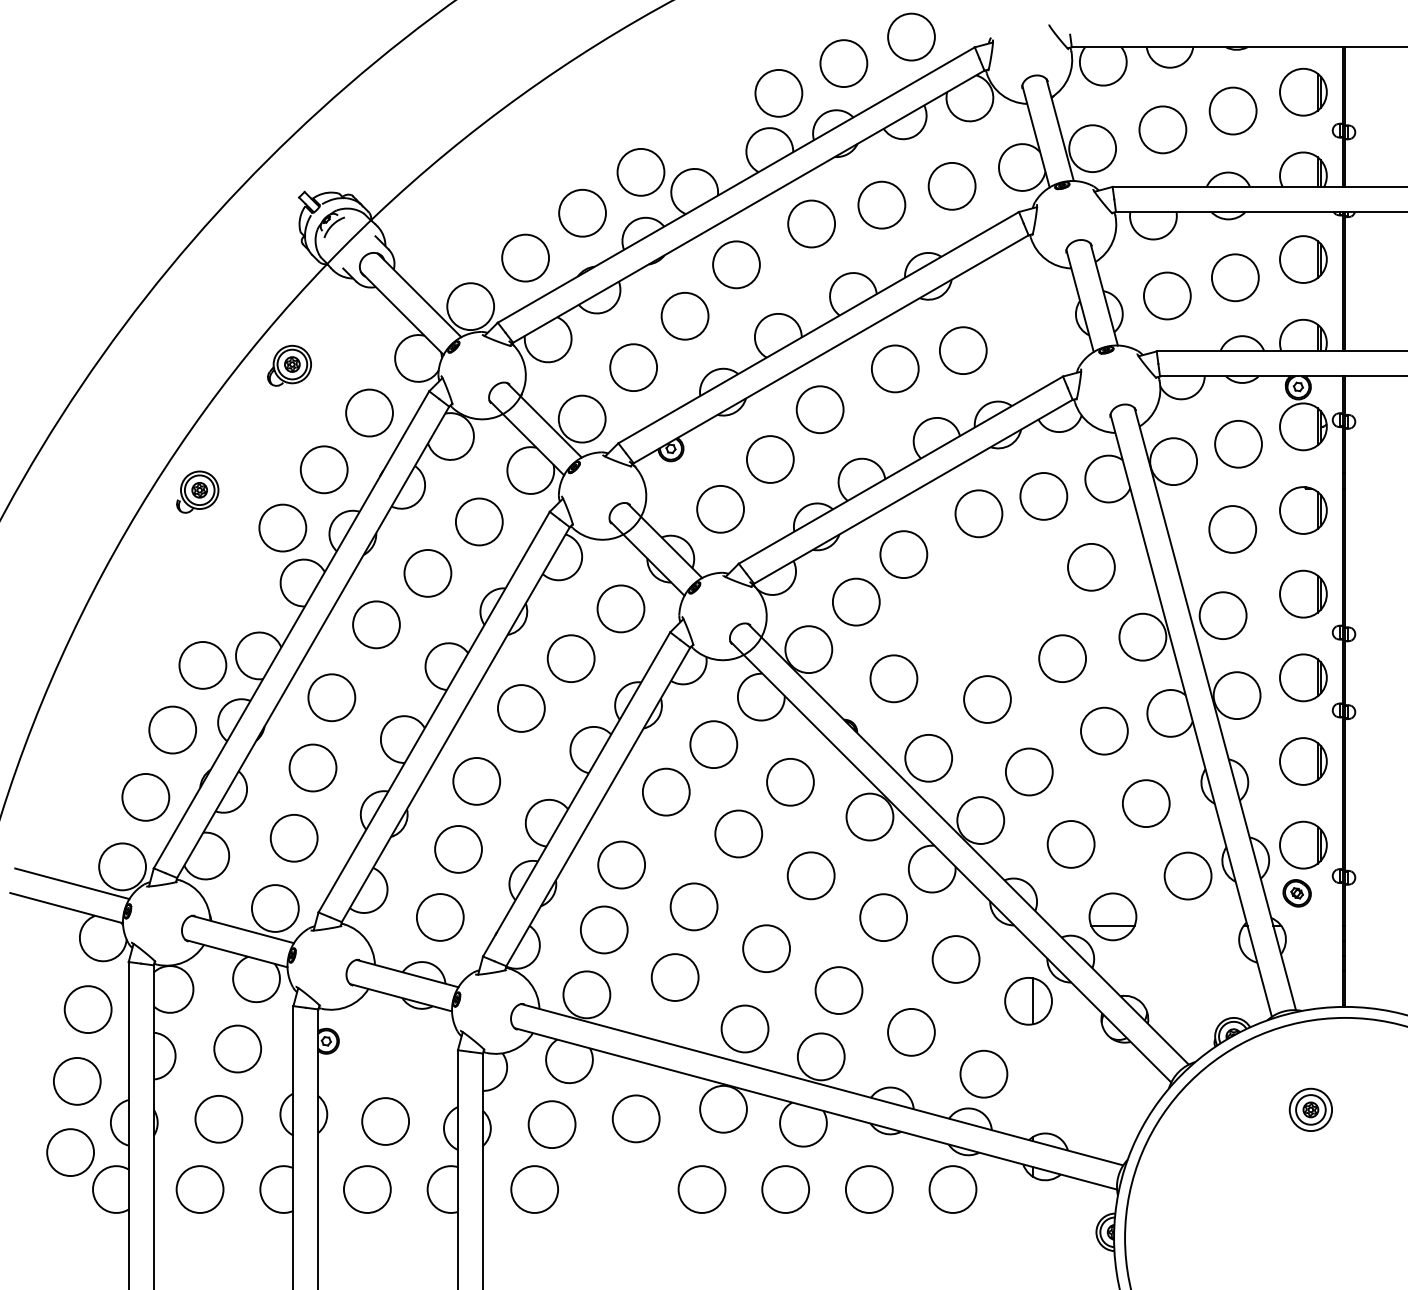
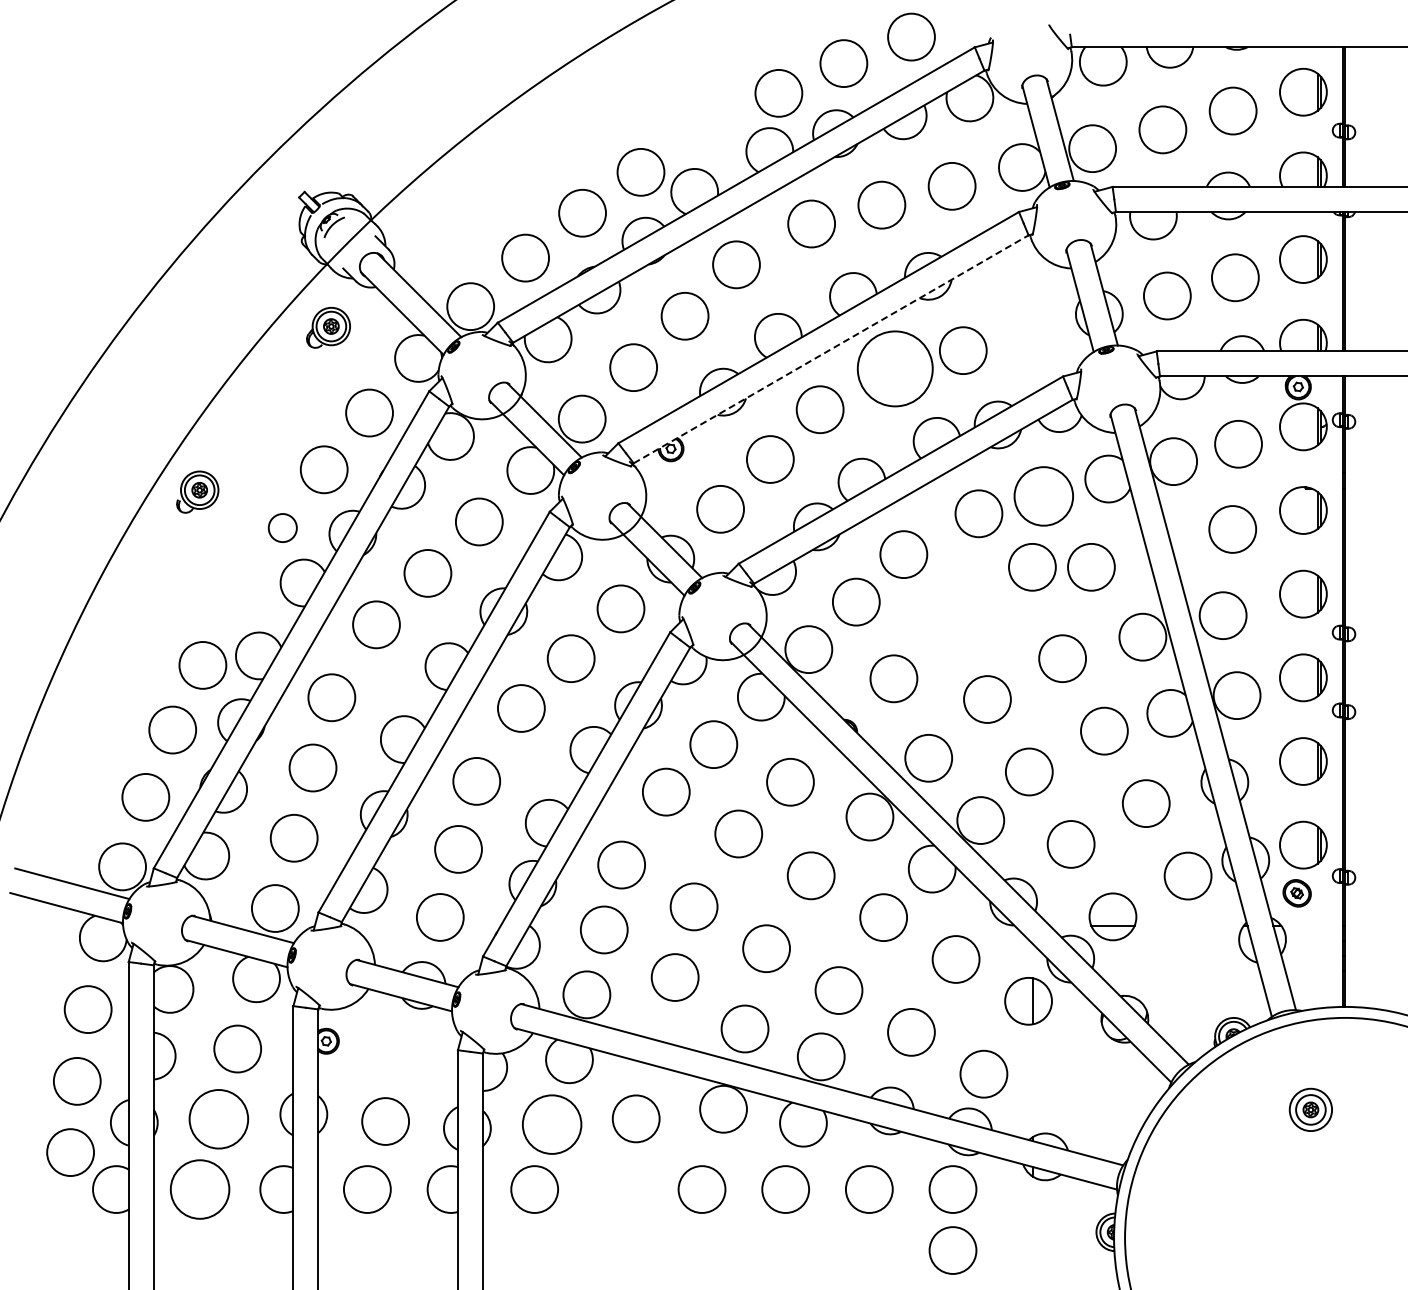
line: solid -> dashed (831, 349)
part position: (289, 365) -> (328, 327) (328, 327)
circle diameter: 47 px -> 75 px (894, 368)
circle diameter: 47 px -> 59 px (1043, 496)
circle diameter: 47 px -> 28 px (282, 528)
circle: none -> present (1032, 567)
circle diameter: 47 px -> 59 px (218, 1119)
circle diameter: 47 px -> 59 px (551, 1124)
circle diameter: 47 px -> 59 px (199, 1189)
circle: none -> present (952, 1250)
